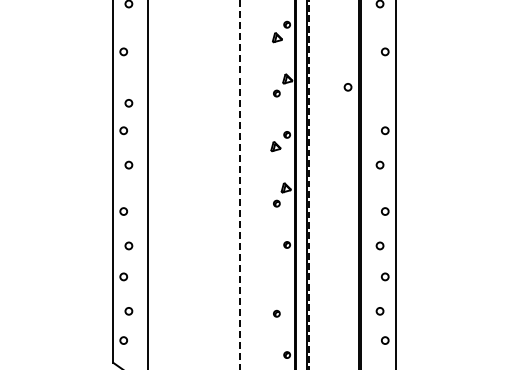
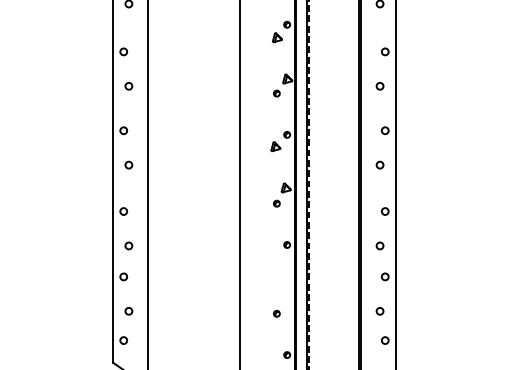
circle position: (347, 87) -> (379, 86) (379, 86)
circle position: (128, 103) -> (128, 86) (128, 86)
line: dashed -> solid (240, 185)
